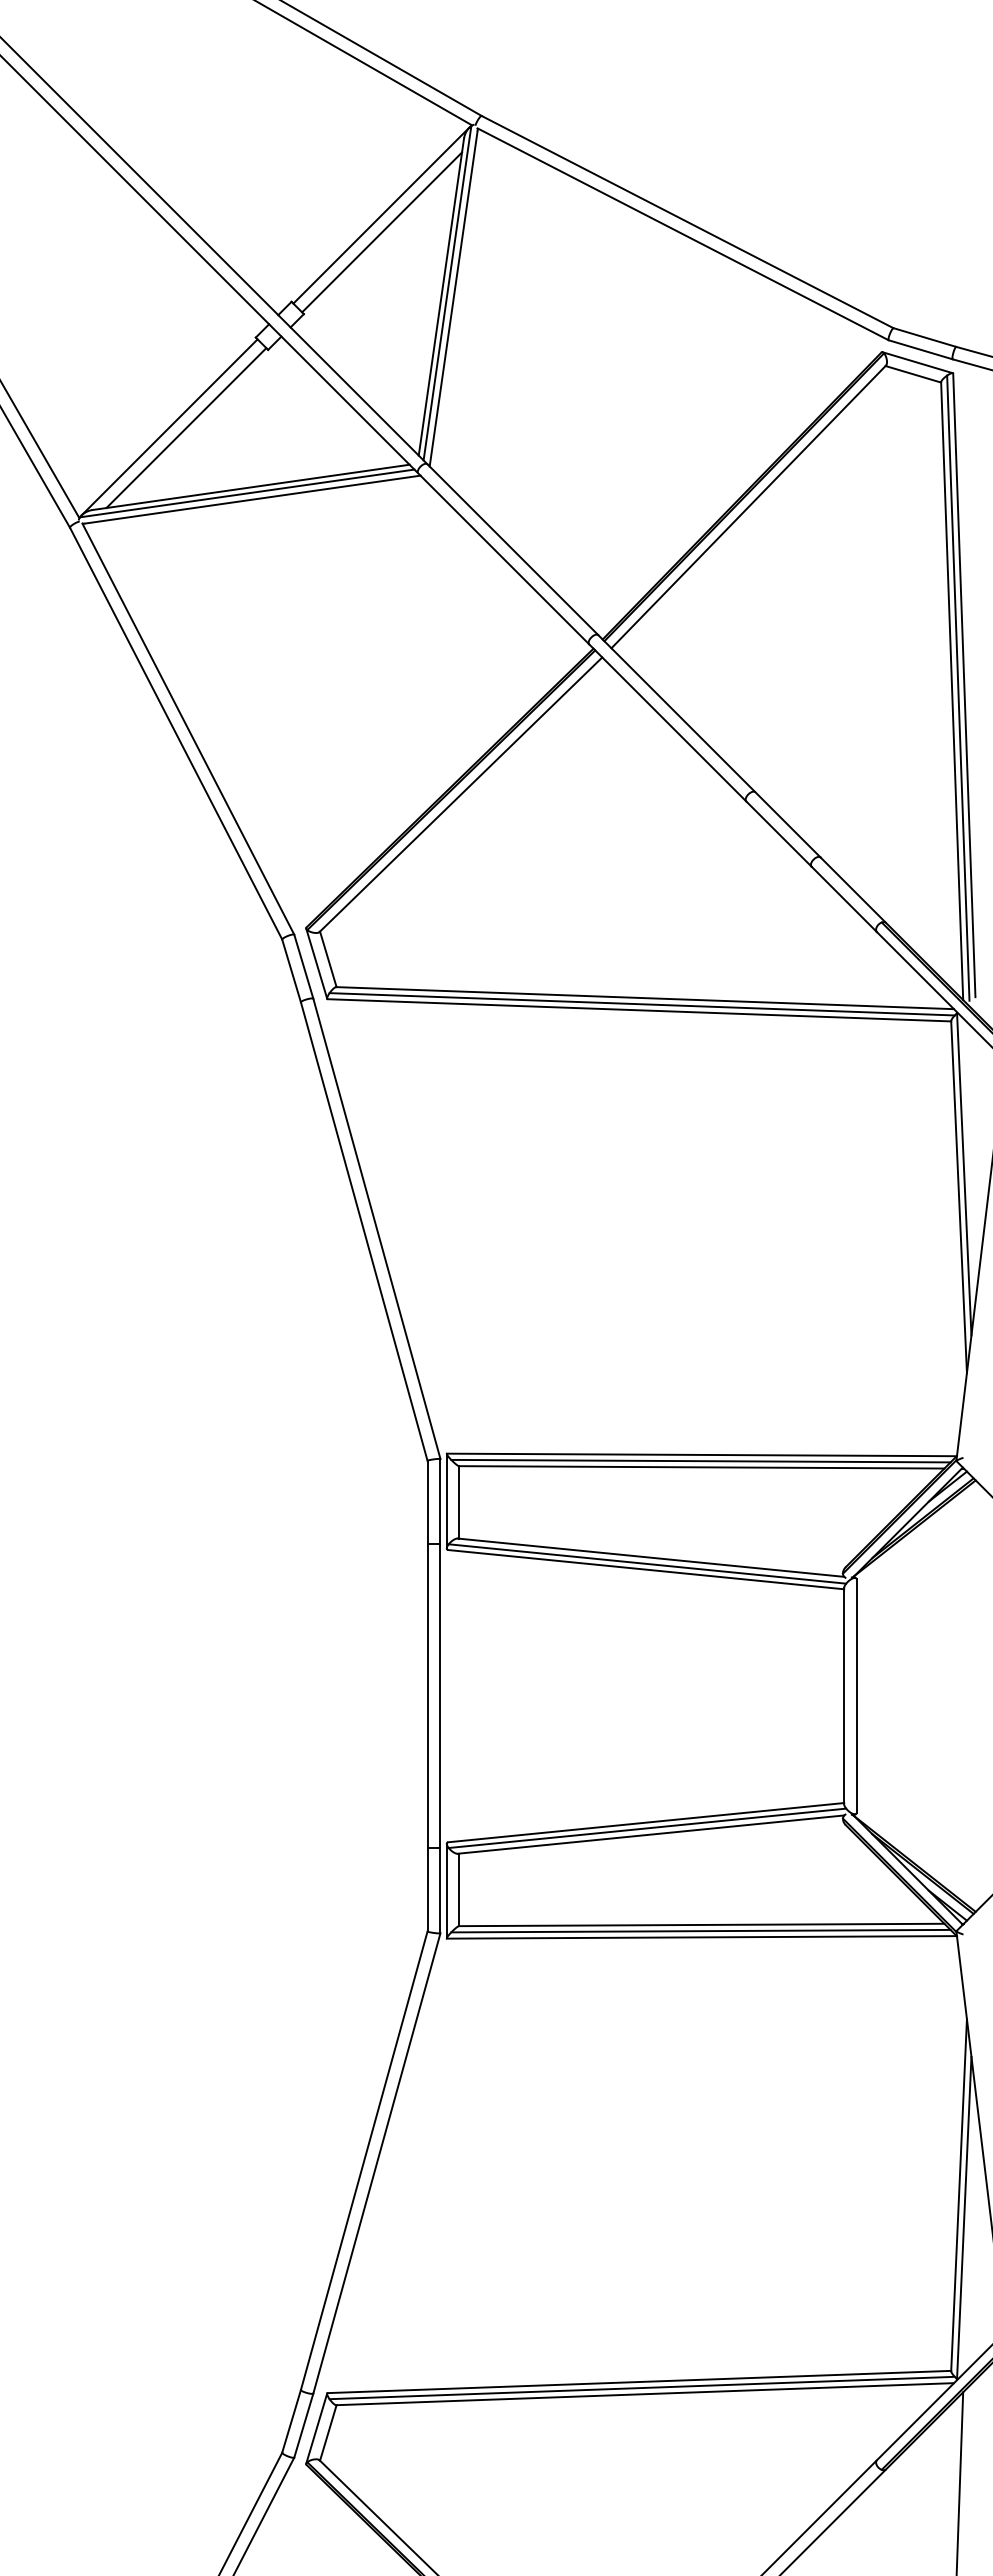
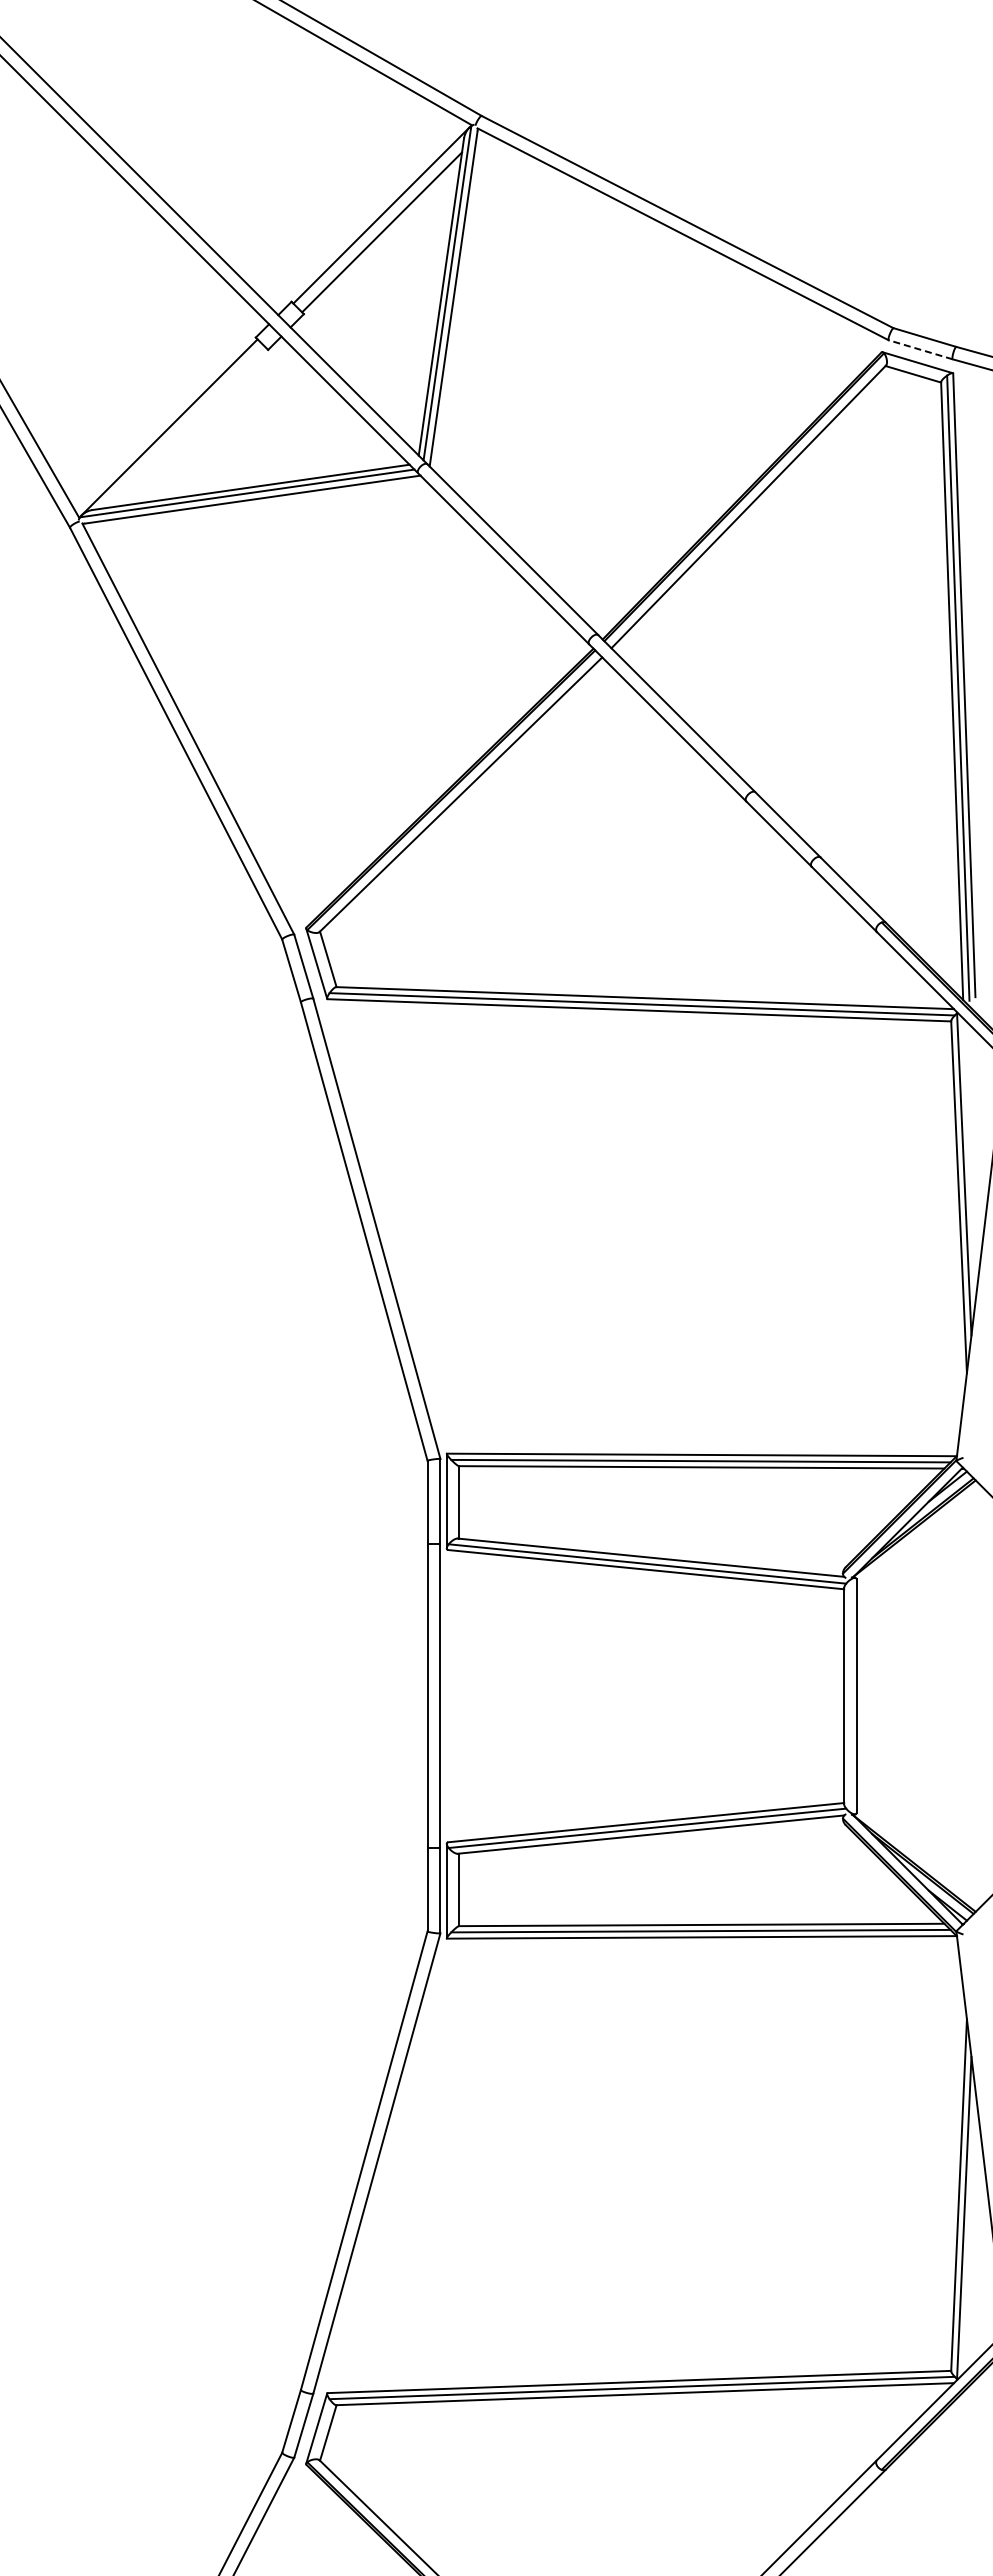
line: solid -> dashed (920, 349)
line: present -> none (186, 428)
line: present -> none (959, 2482)
